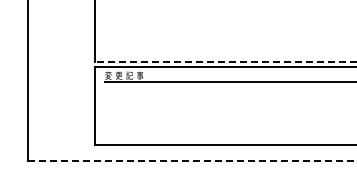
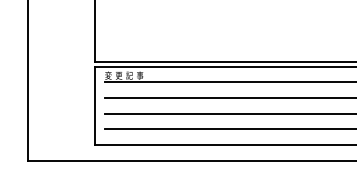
line: dashed -> solid (226, 62)
line: none -> present (228, 98)
line: none -> present (228, 113)
line: none -> present (228, 129)
line: dashed -> solid (192, 161)
